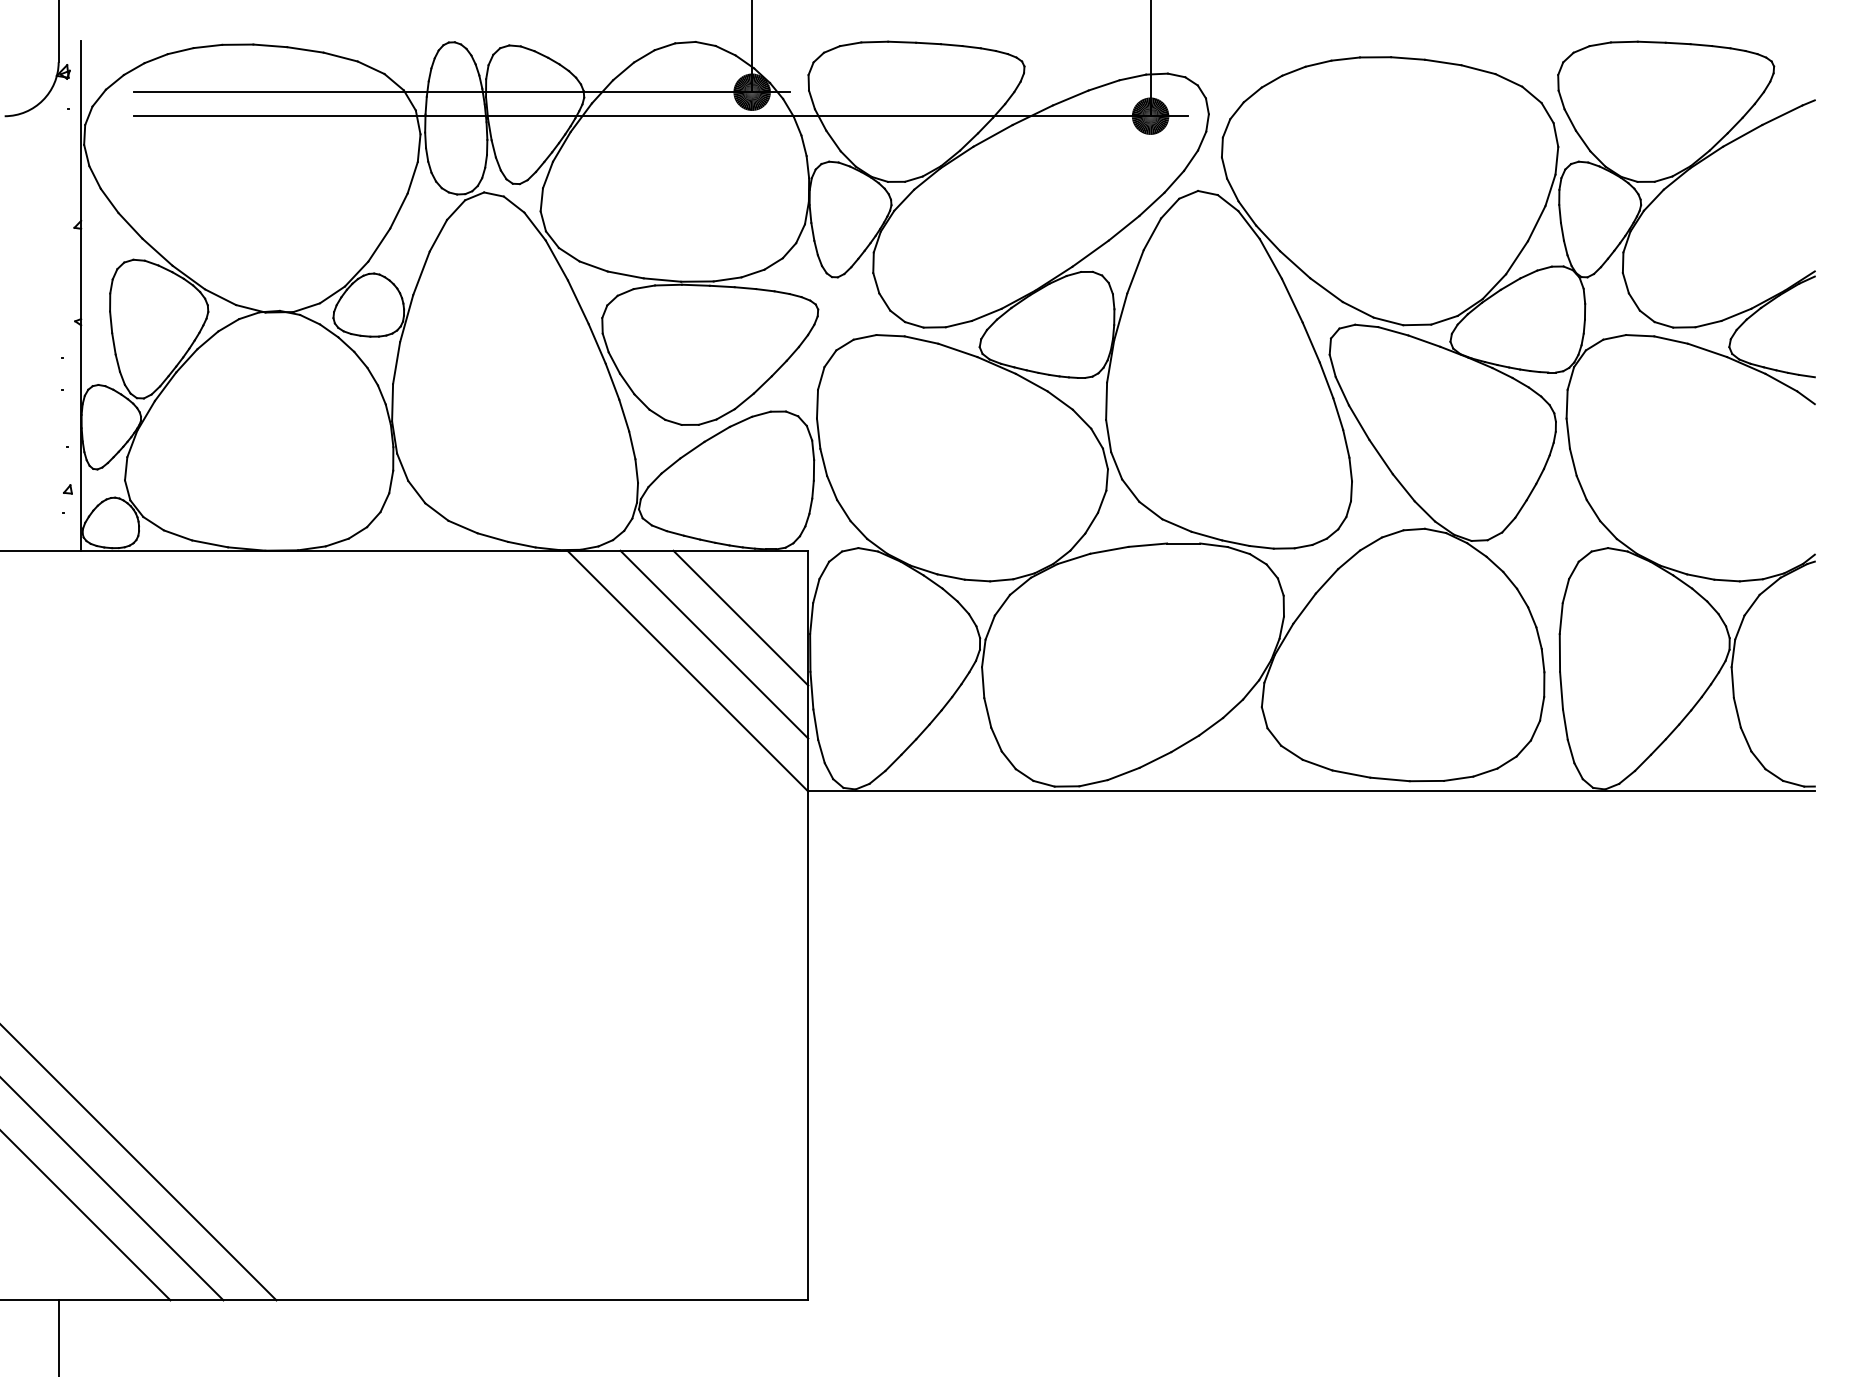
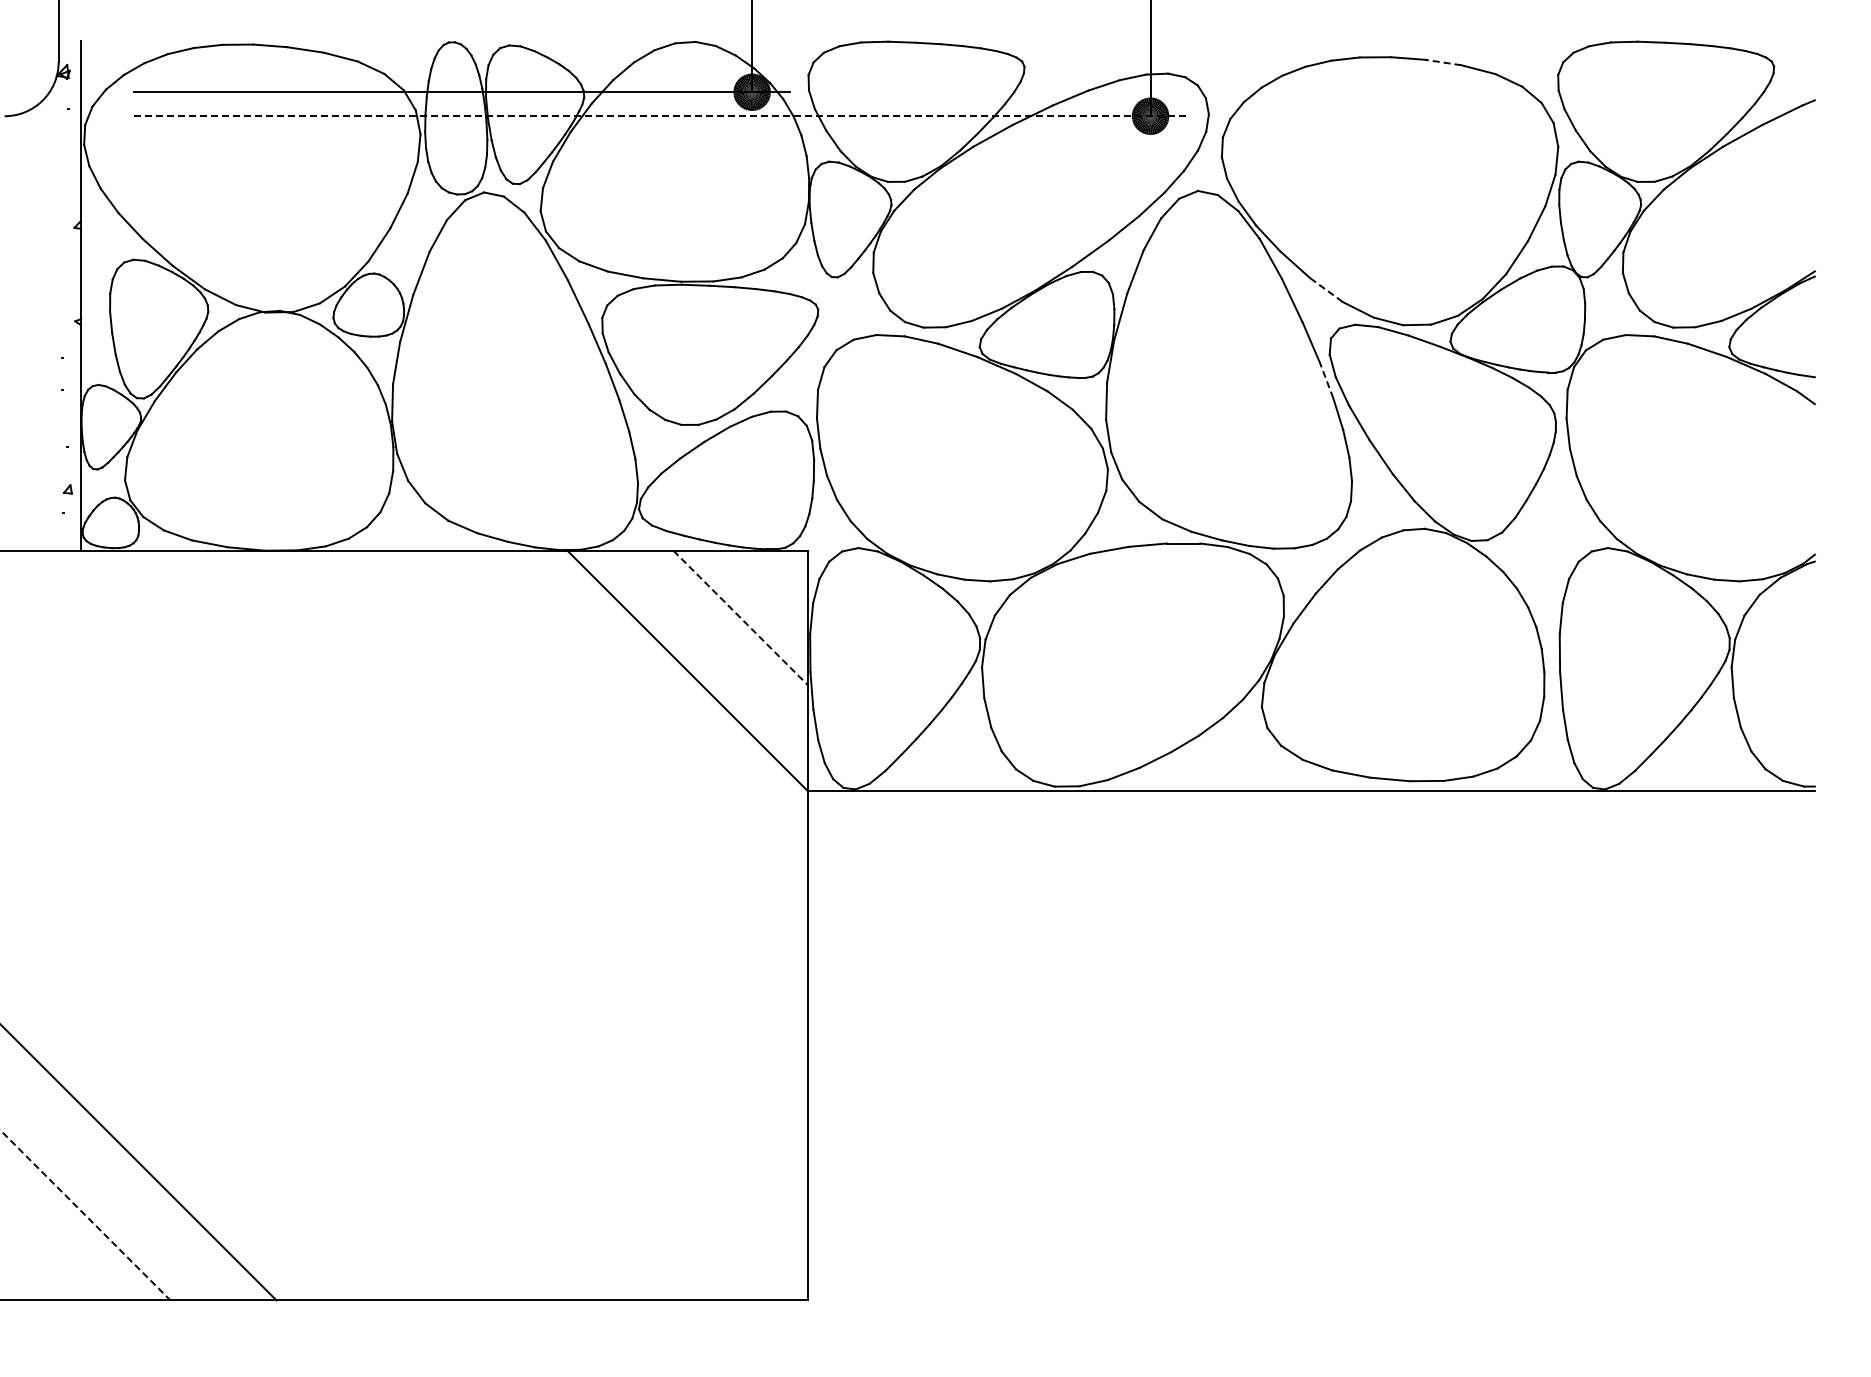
line: solid -> dashed (1442, 62)
line: solid -> dashed (661, 116)
line: solid -> dashed (1326, 290)
line: solid -> dashed (1326, 379)
line: solid -> dashed (741, 618)
line: present -> none (714, 644)
line: present -> none (112, 1189)
line: solid -> dashed (85, 1215)
line: present -> none (58, 1336)
